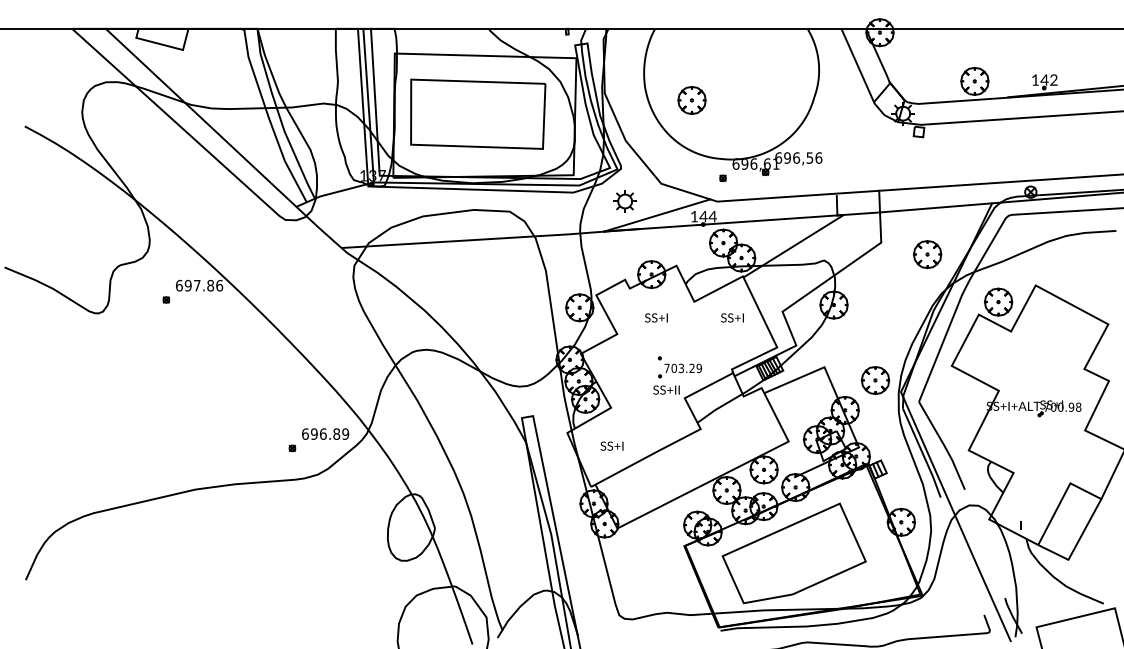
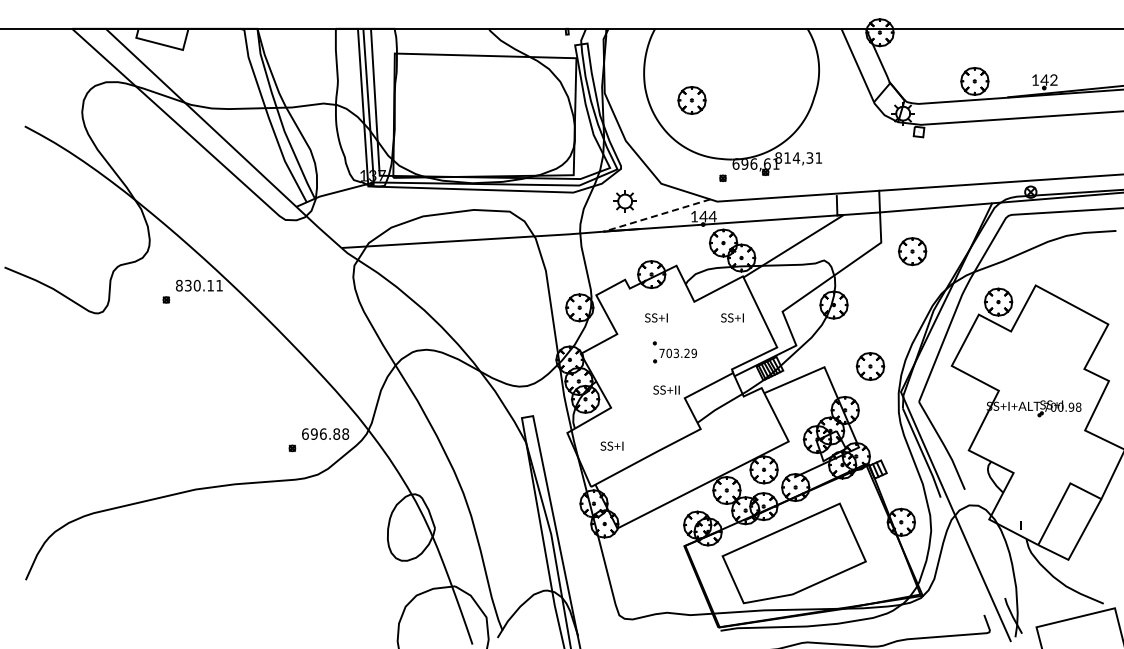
part: present -> none (478, 113)
text: 696,56 -> 814,31 (798, 157)
line: solid -> dashed (657, 215)
part position: (927, 254) -> (912, 251) (912, 251)
text: 697.86 -> 830.11 (199, 285)
part position: (679, 367) -> (674, 352) (674, 352)
part position: (875, 380) -> (870, 366) (870, 366)
text: 696.89 -> 696.88 (345, 433)
